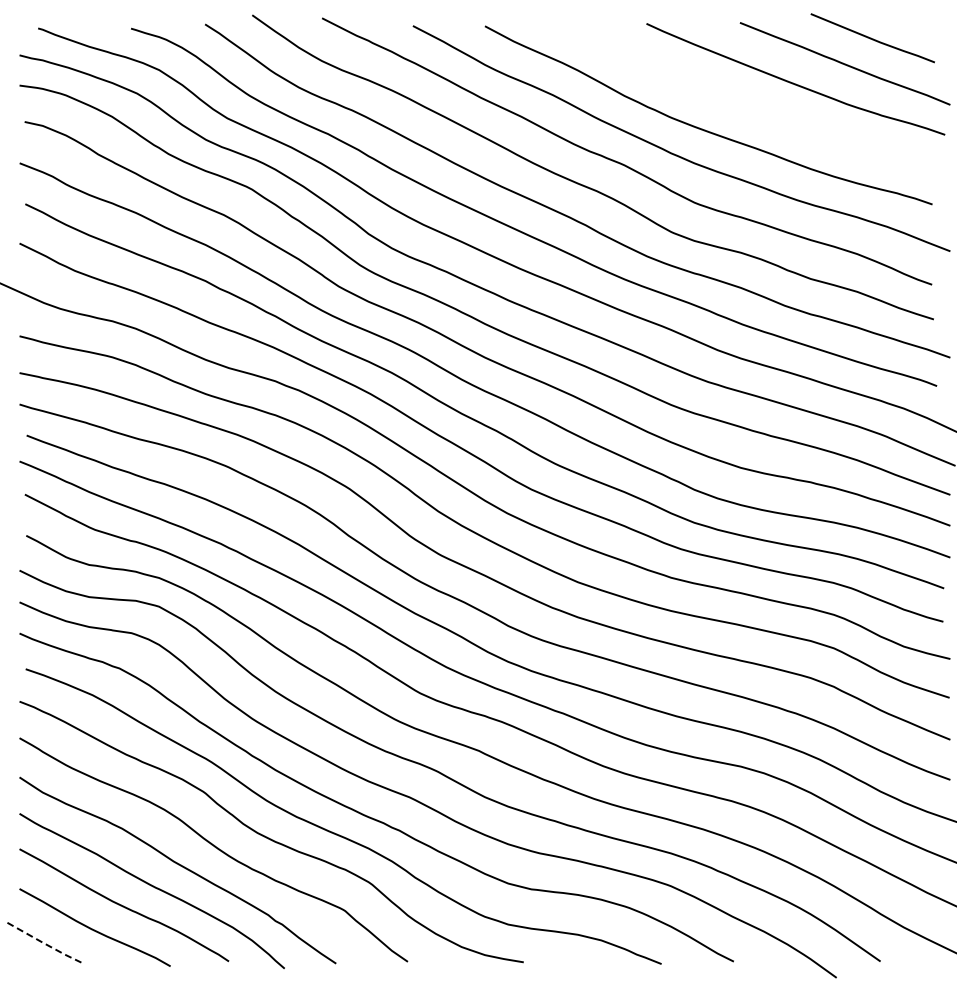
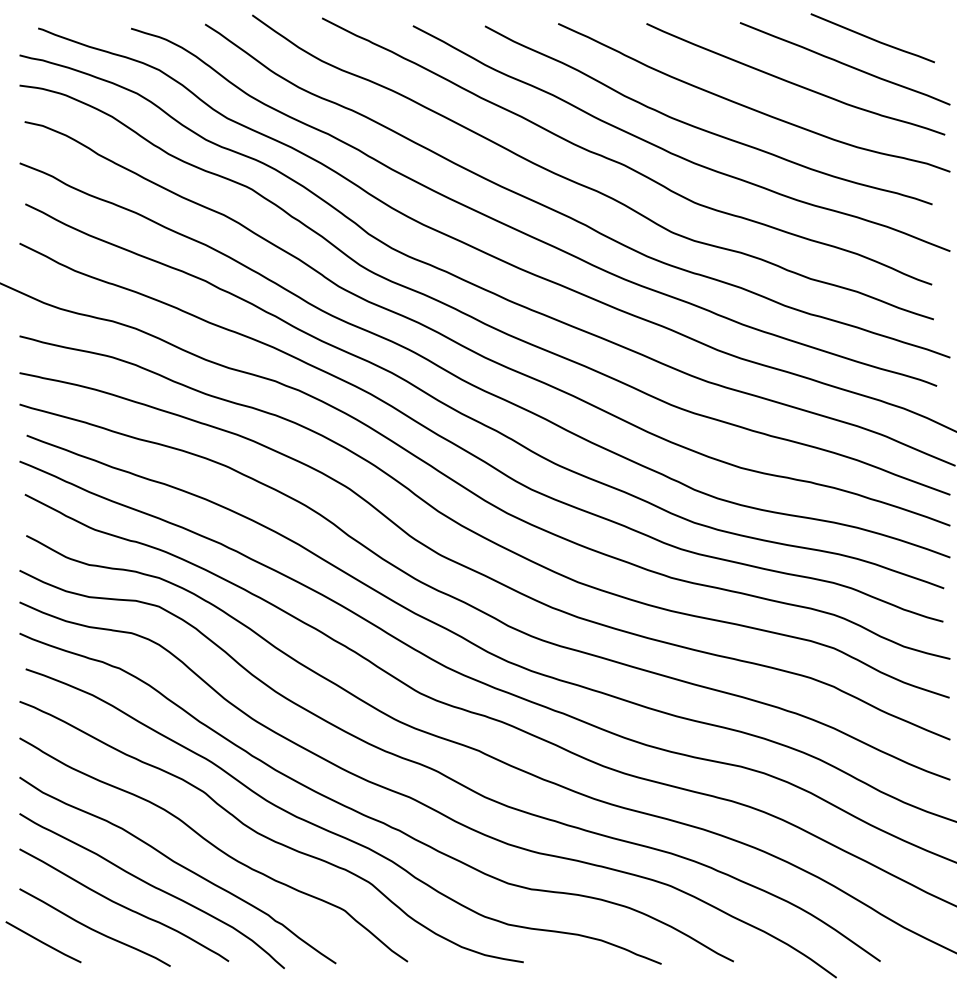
curve: none -> present (751, 107)
line: dashed -> solid (43, 943)
